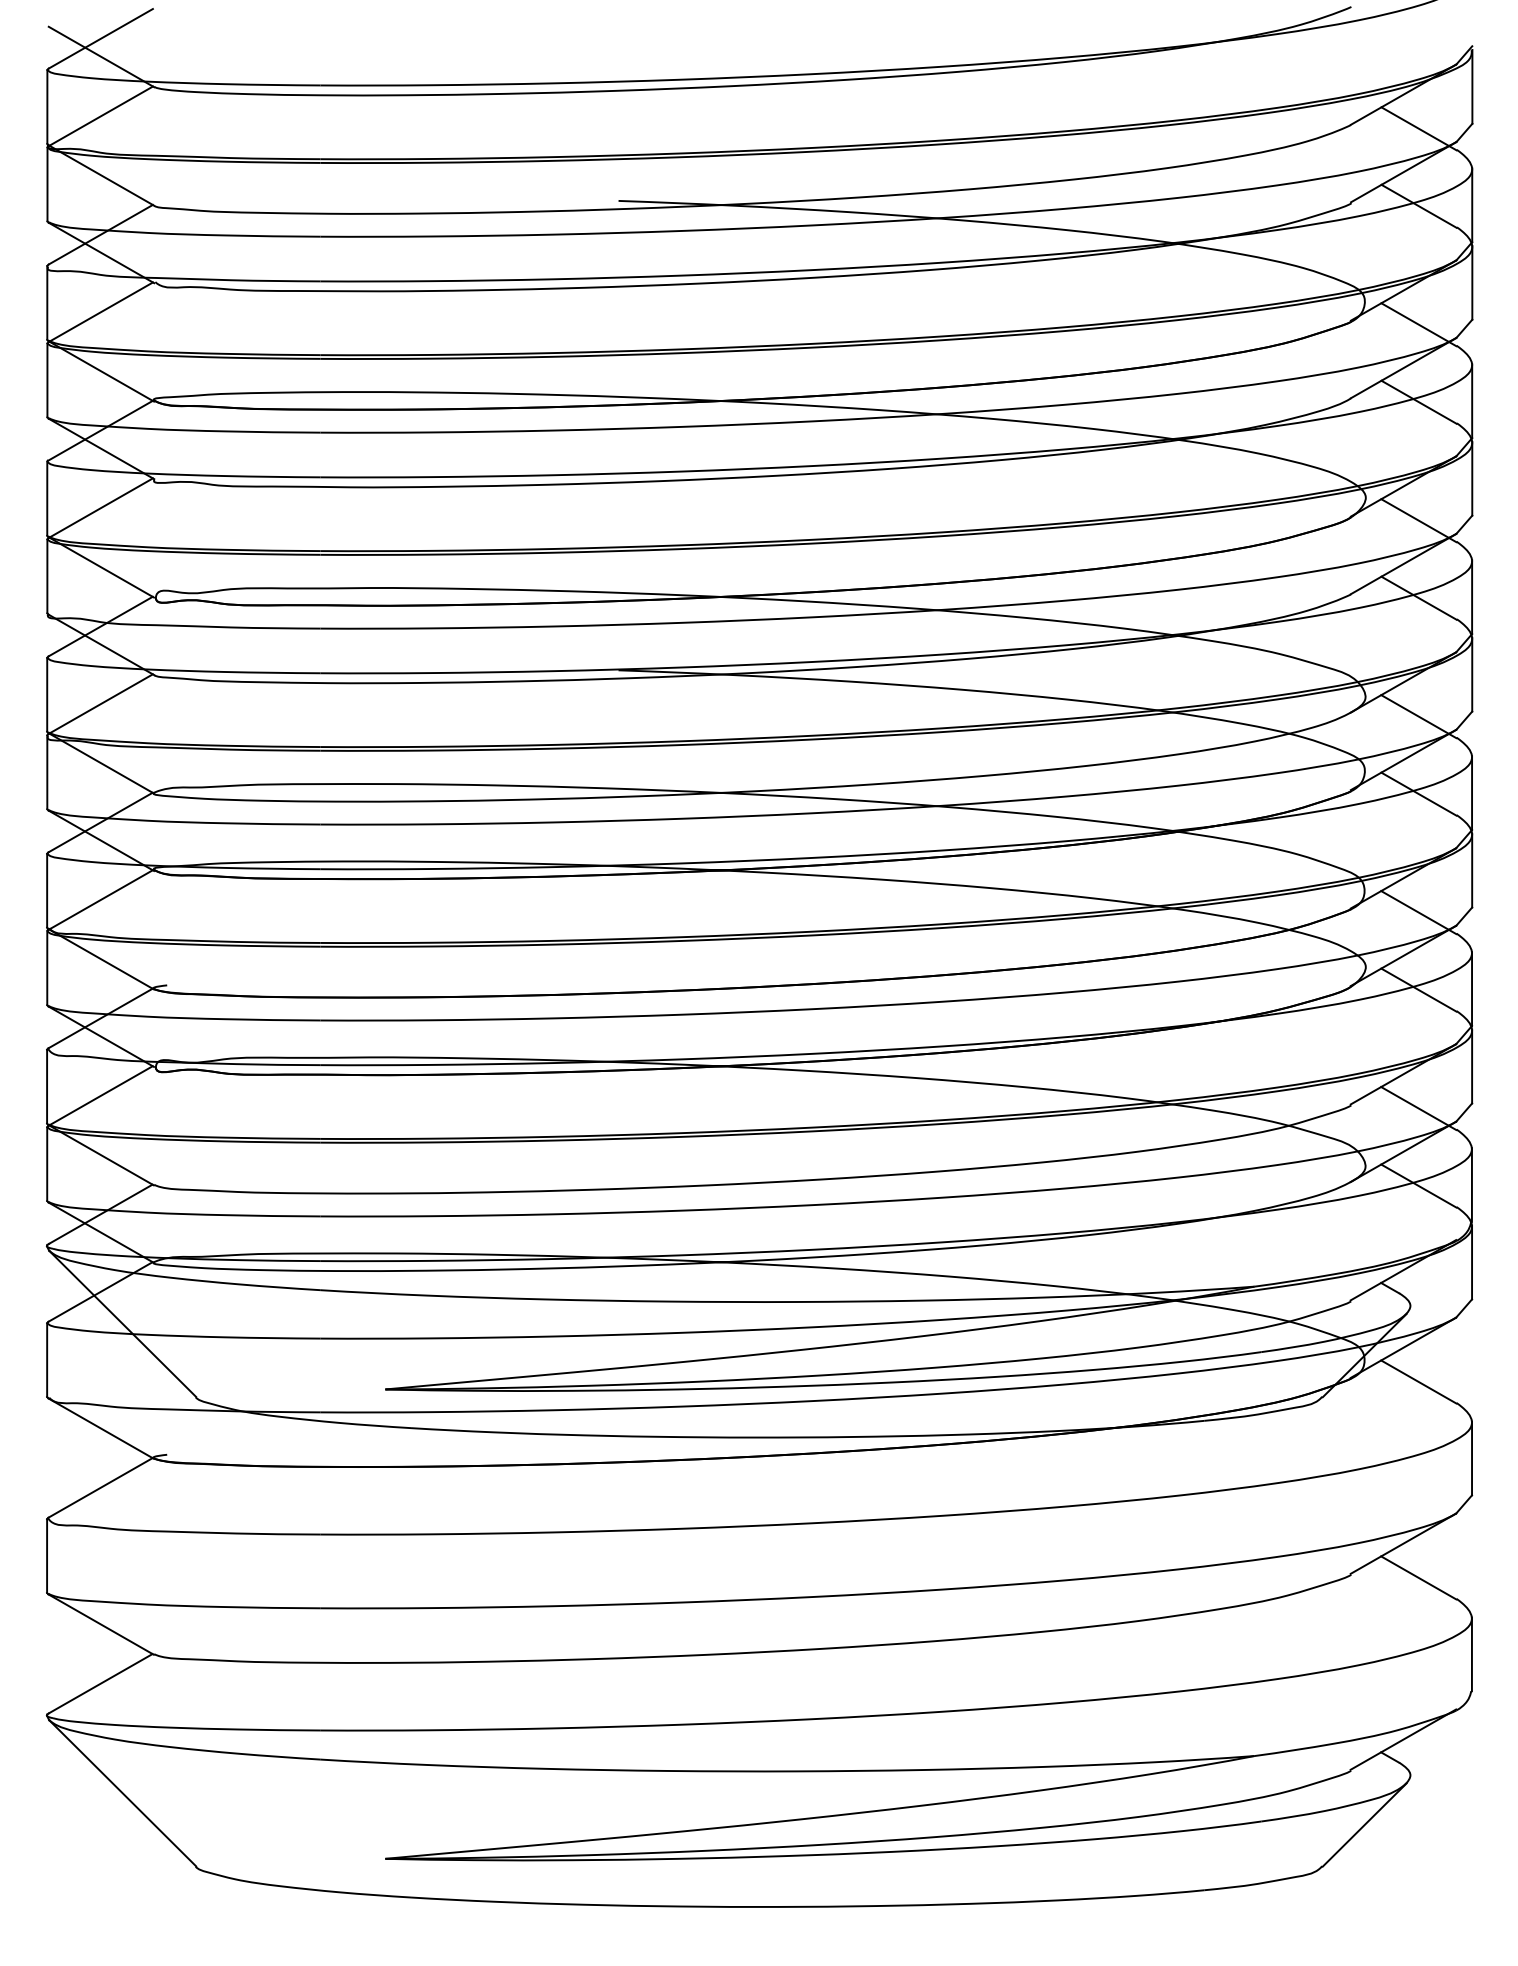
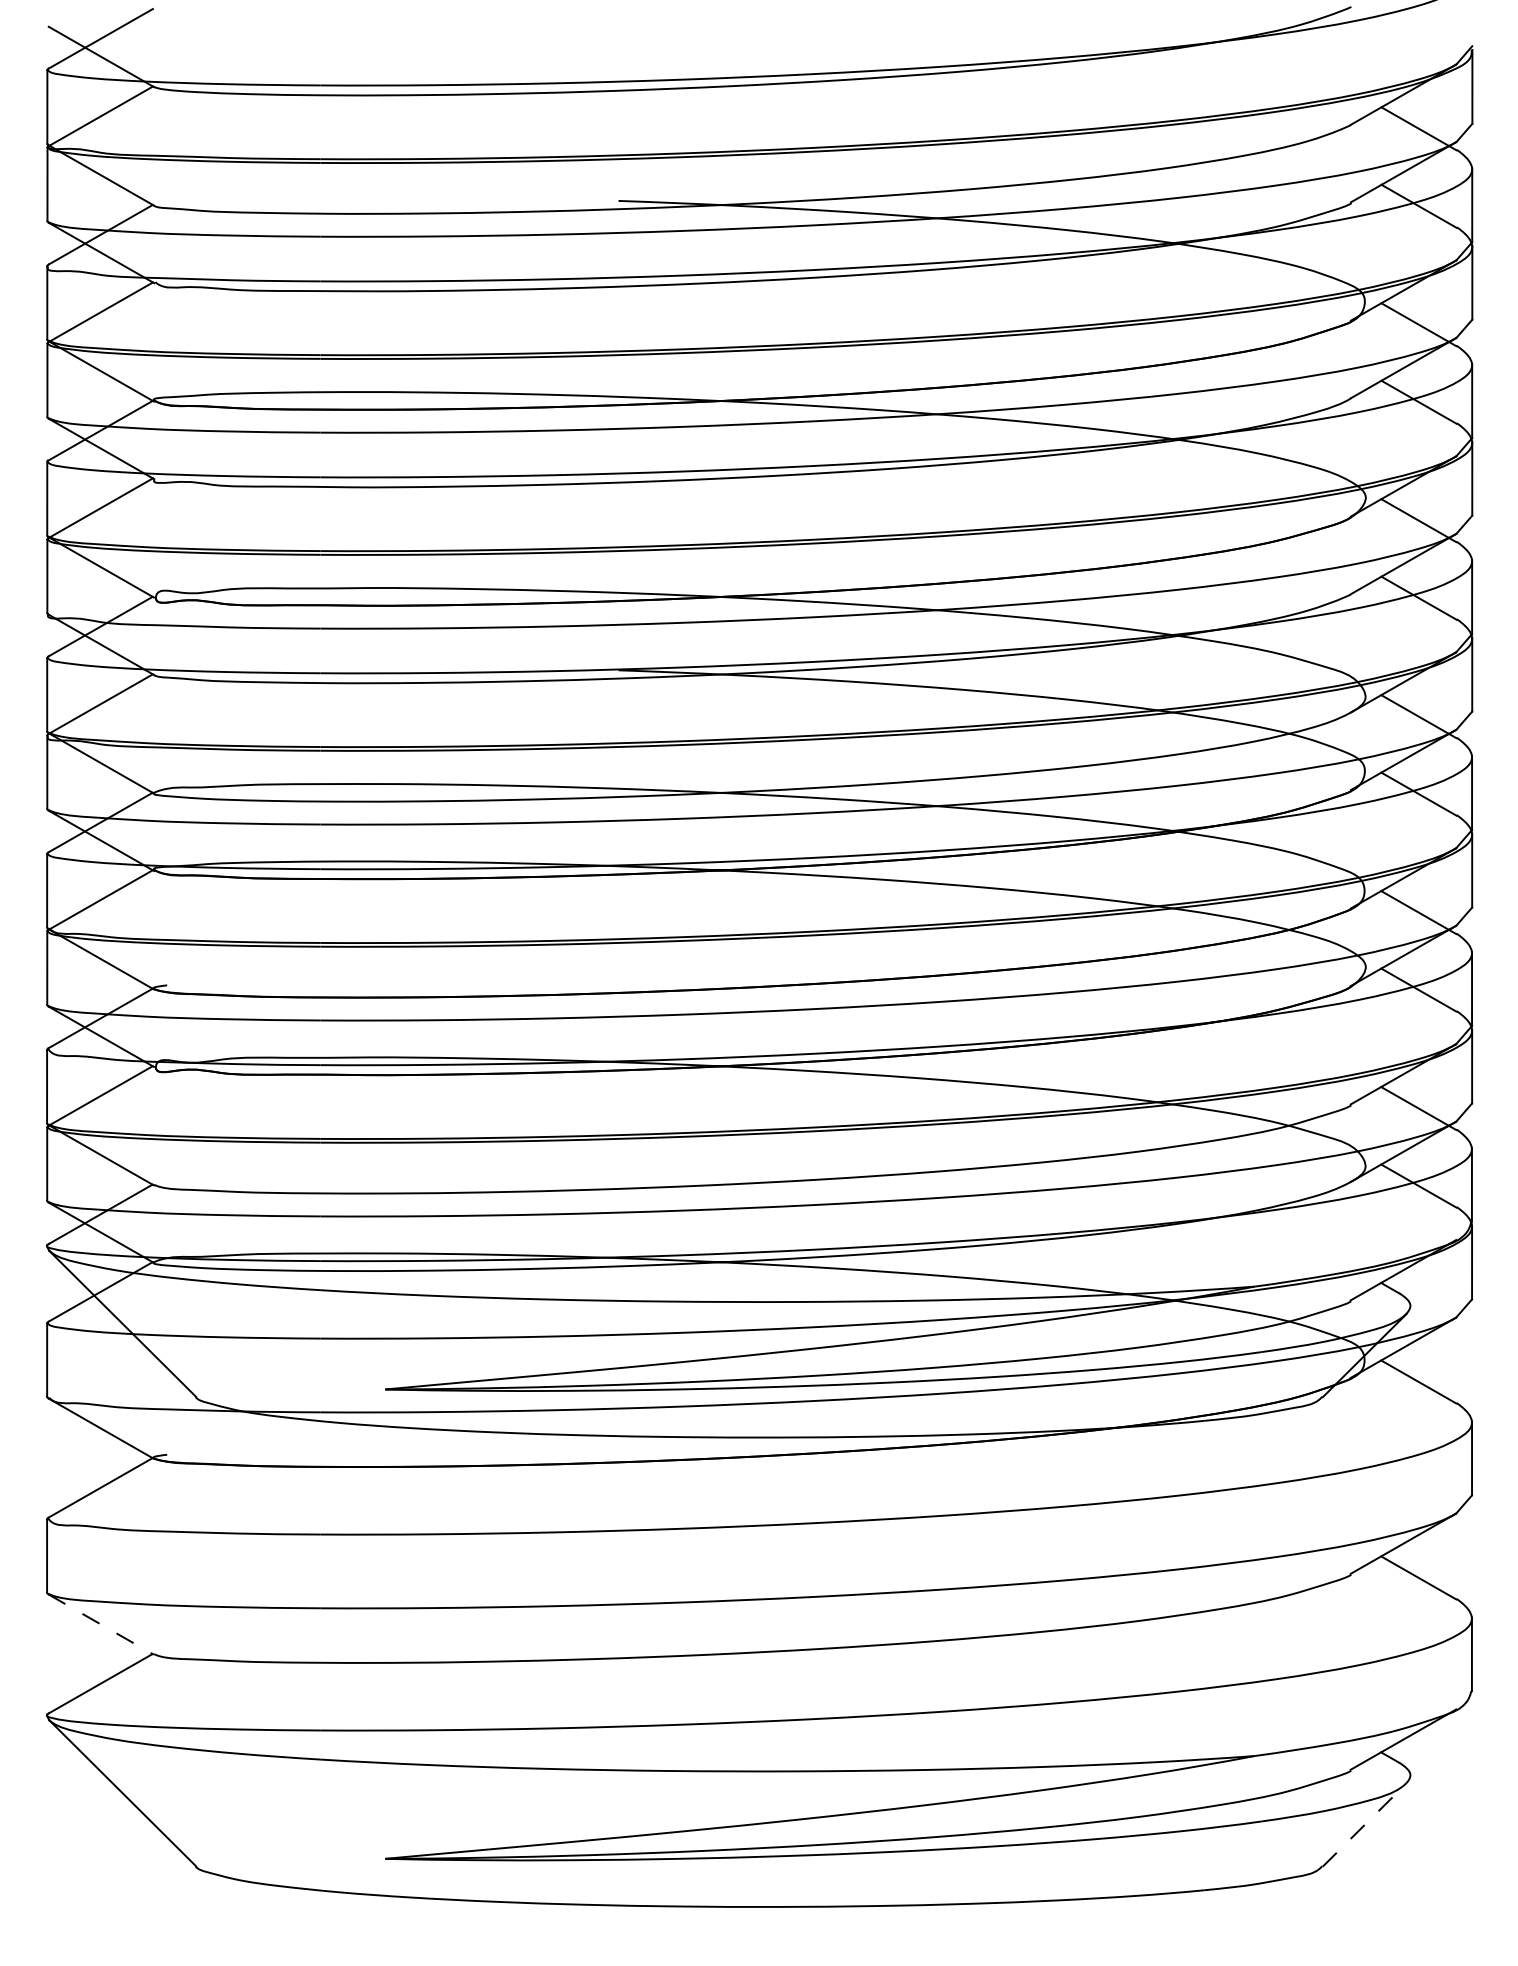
line: solid -> dashed (101, 1624)
line: solid -> dashed (1365, 1824)
